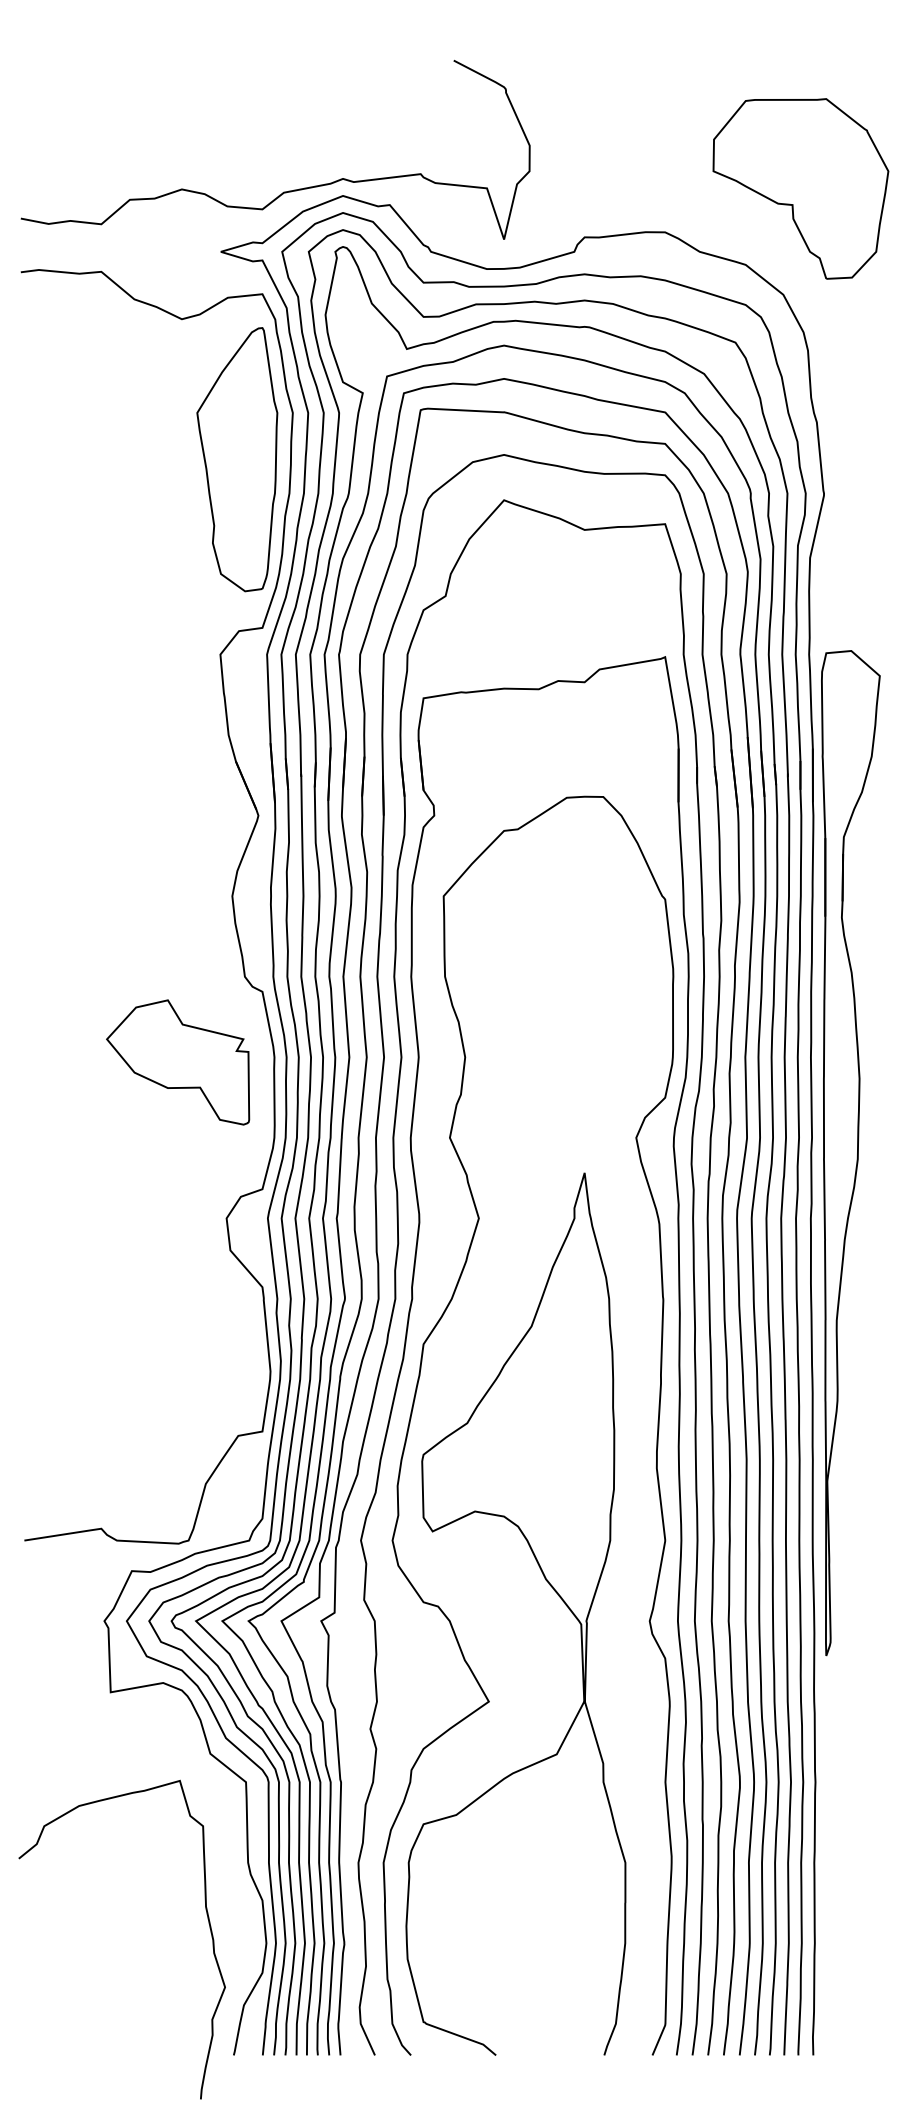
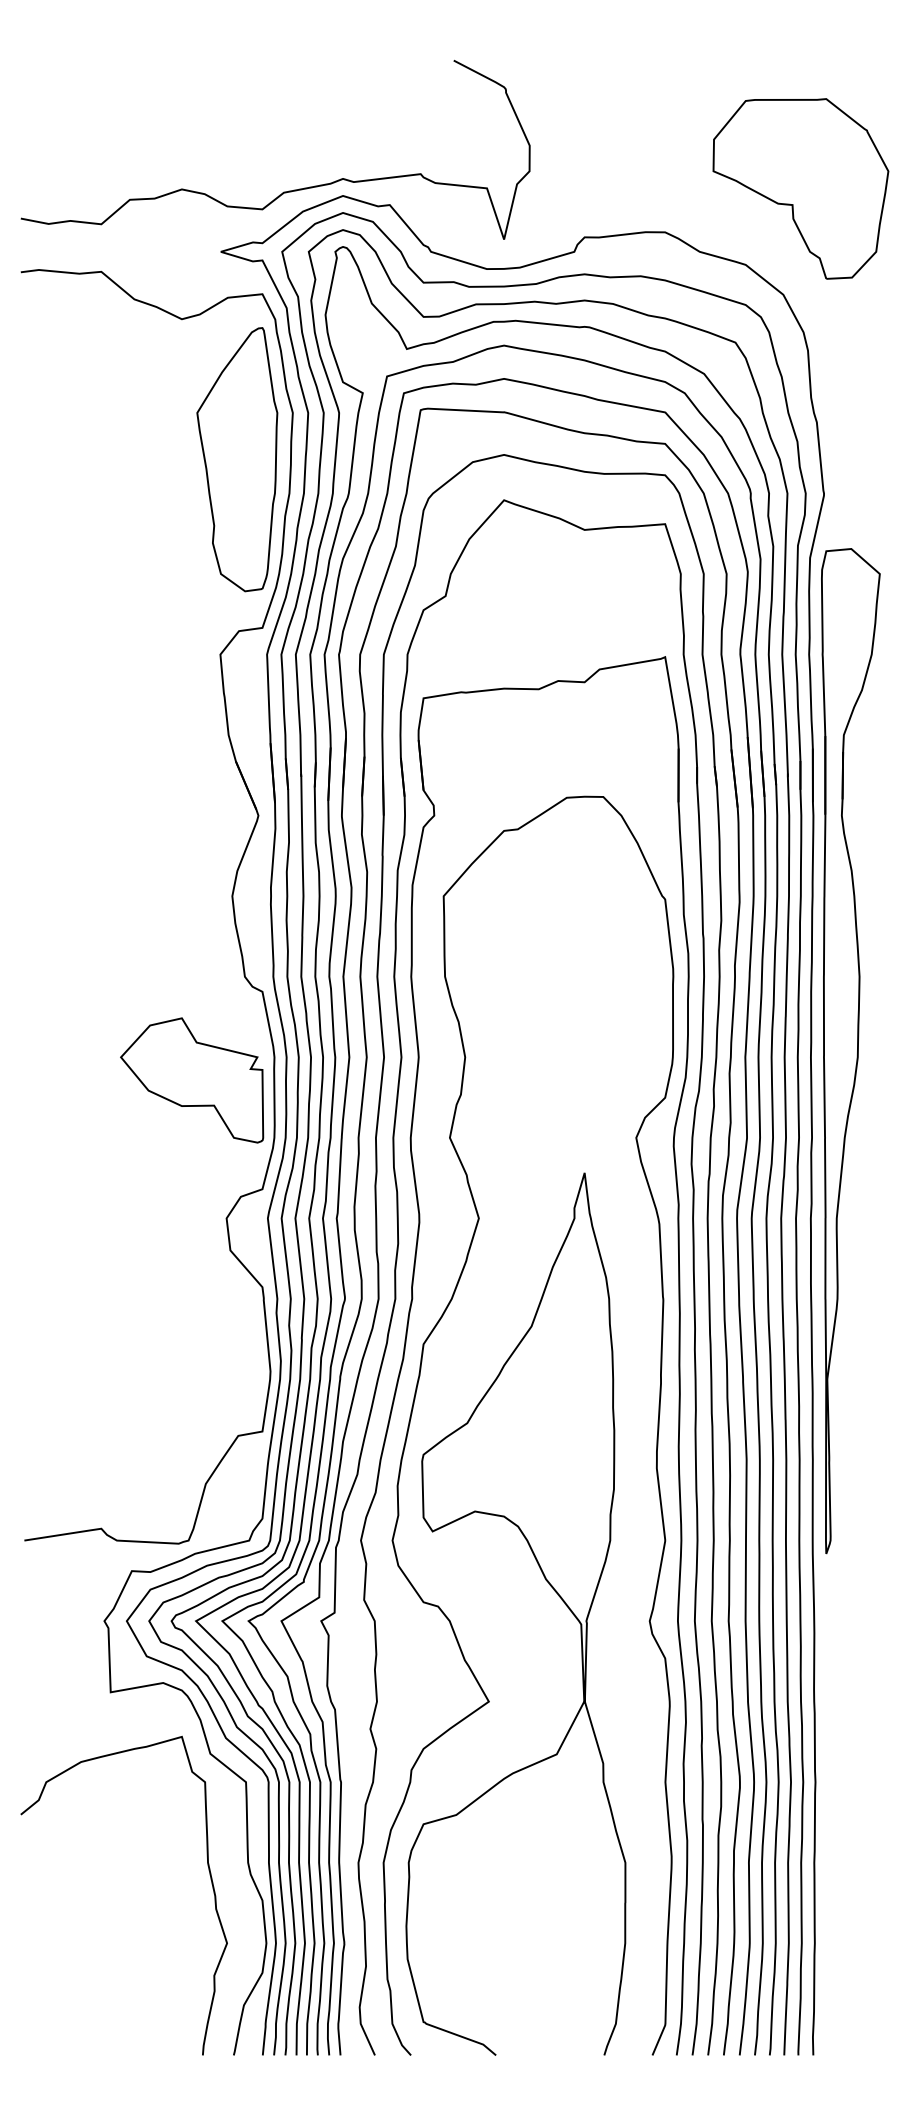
part position: (178, 1062) -> (192, 1080) (192, 1080)
part position: (850, 1153) -> (850, 1051) (850, 1051)
curve position: (207, 1919) -> (209, 1875) (209, 1875)
